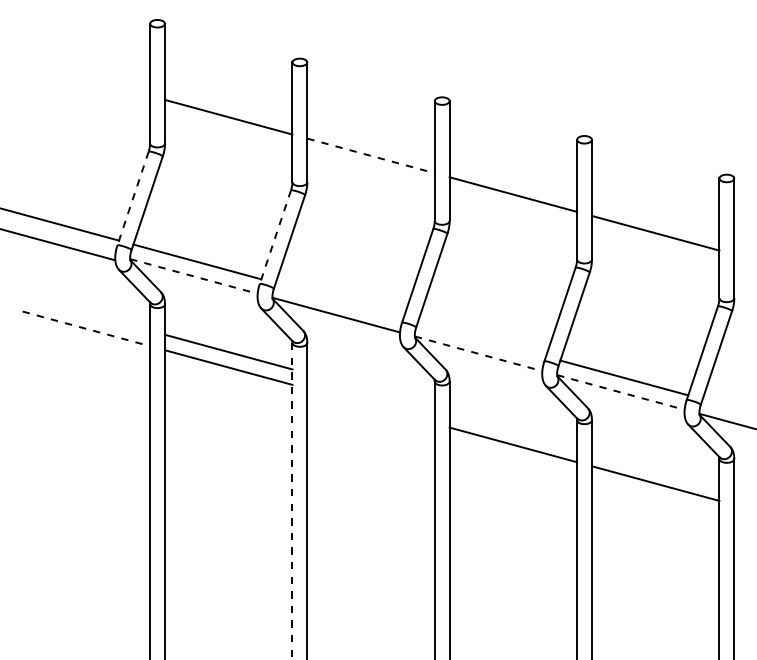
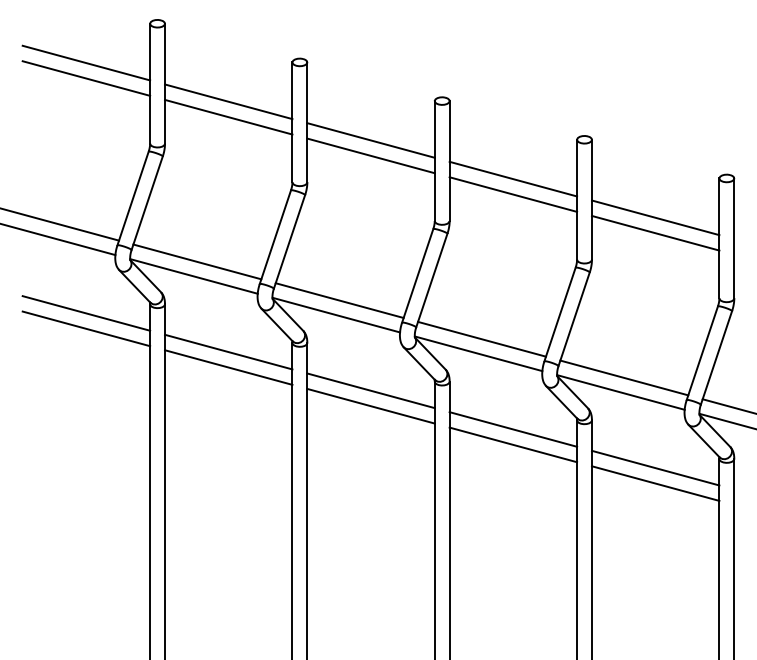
line: none -> present (86, 62)
line: none -> present (86, 78)
line: none -> present (228, 101)
line: none -> present (370, 140)
line: dashed -> solid (371, 156)
line: none -> present (513, 178)
line: dashed -> solid (132, 198)
line: none -> present (655, 217)
line: dashed -> solid (275, 237)
line position: (58, 244) -> (58, 239) (58, 239)
line: dashed -> solid (194, 276)
line: none -> present (339, 300)
line: none -> present (86, 313)
line: dashed -> solid (86, 329)
line: none -> present (481, 338)
line: dashed -> solid (479, 353)
line: none -> present (370, 390)
line: dashed -> solid (621, 392)
line: none -> present (370, 405)
line: none -> present (727, 405)
line: none -> present (513, 429)
line: none -> present (655, 467)
line: dashed -> solid (292, 501)
